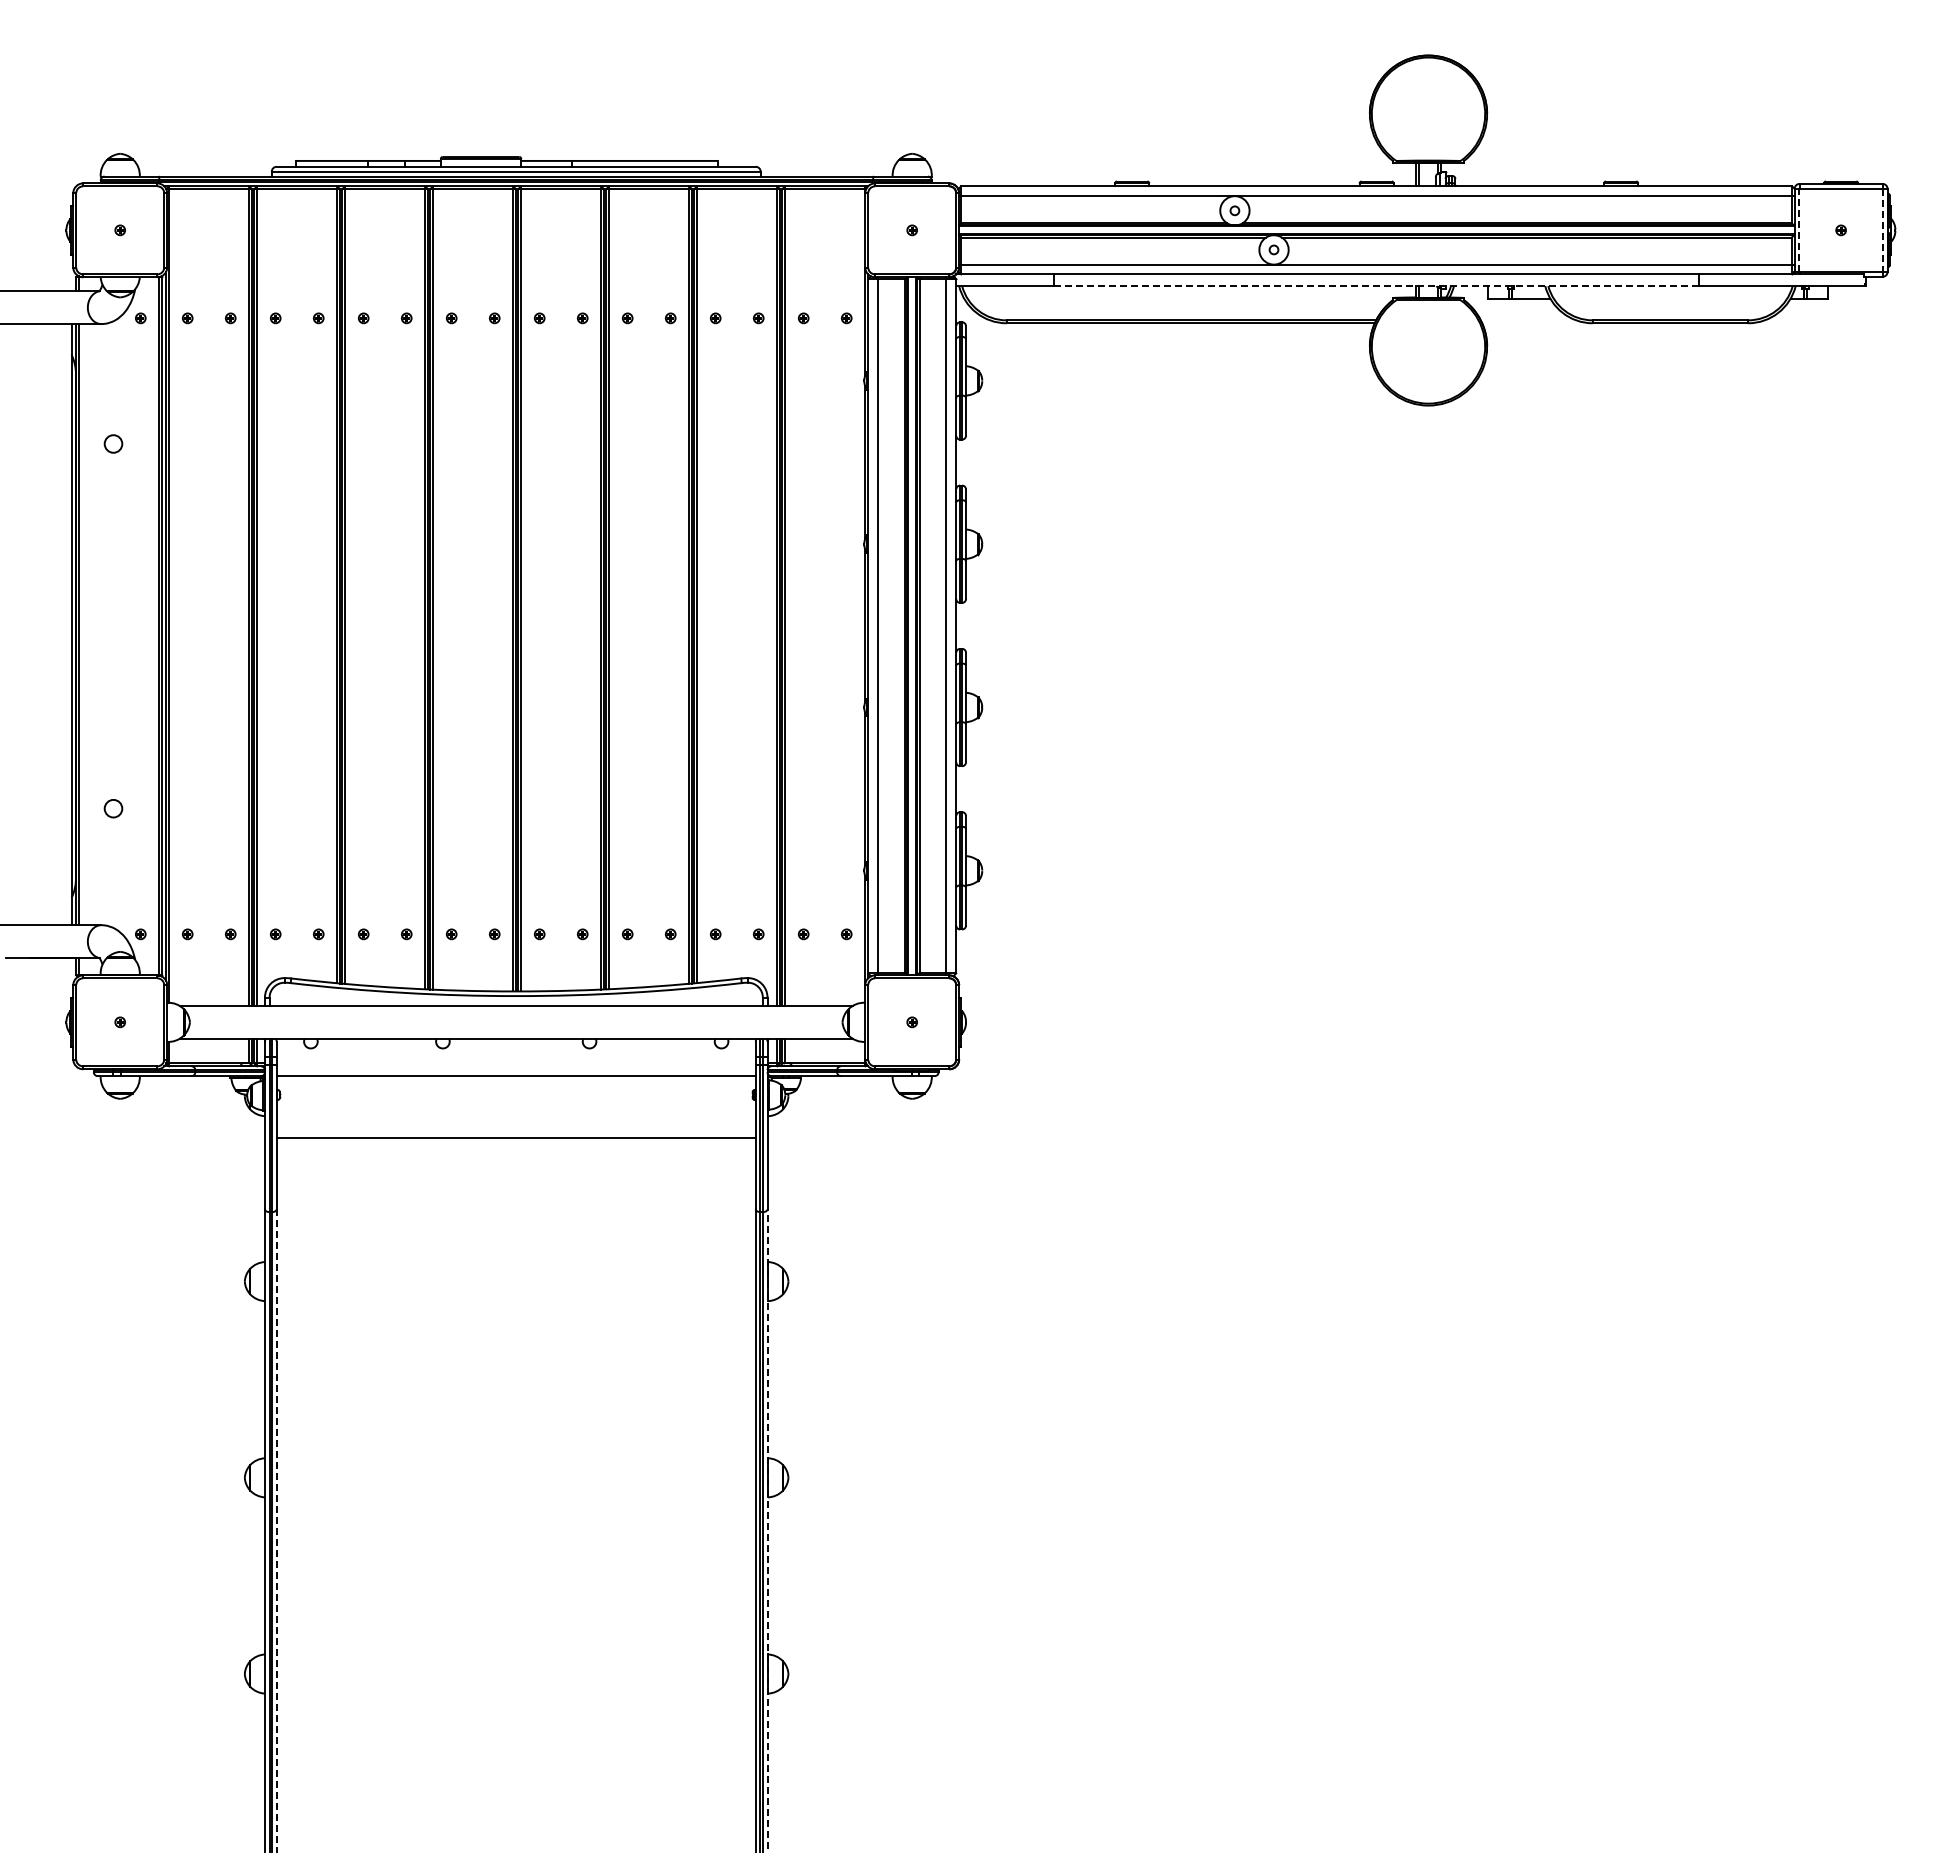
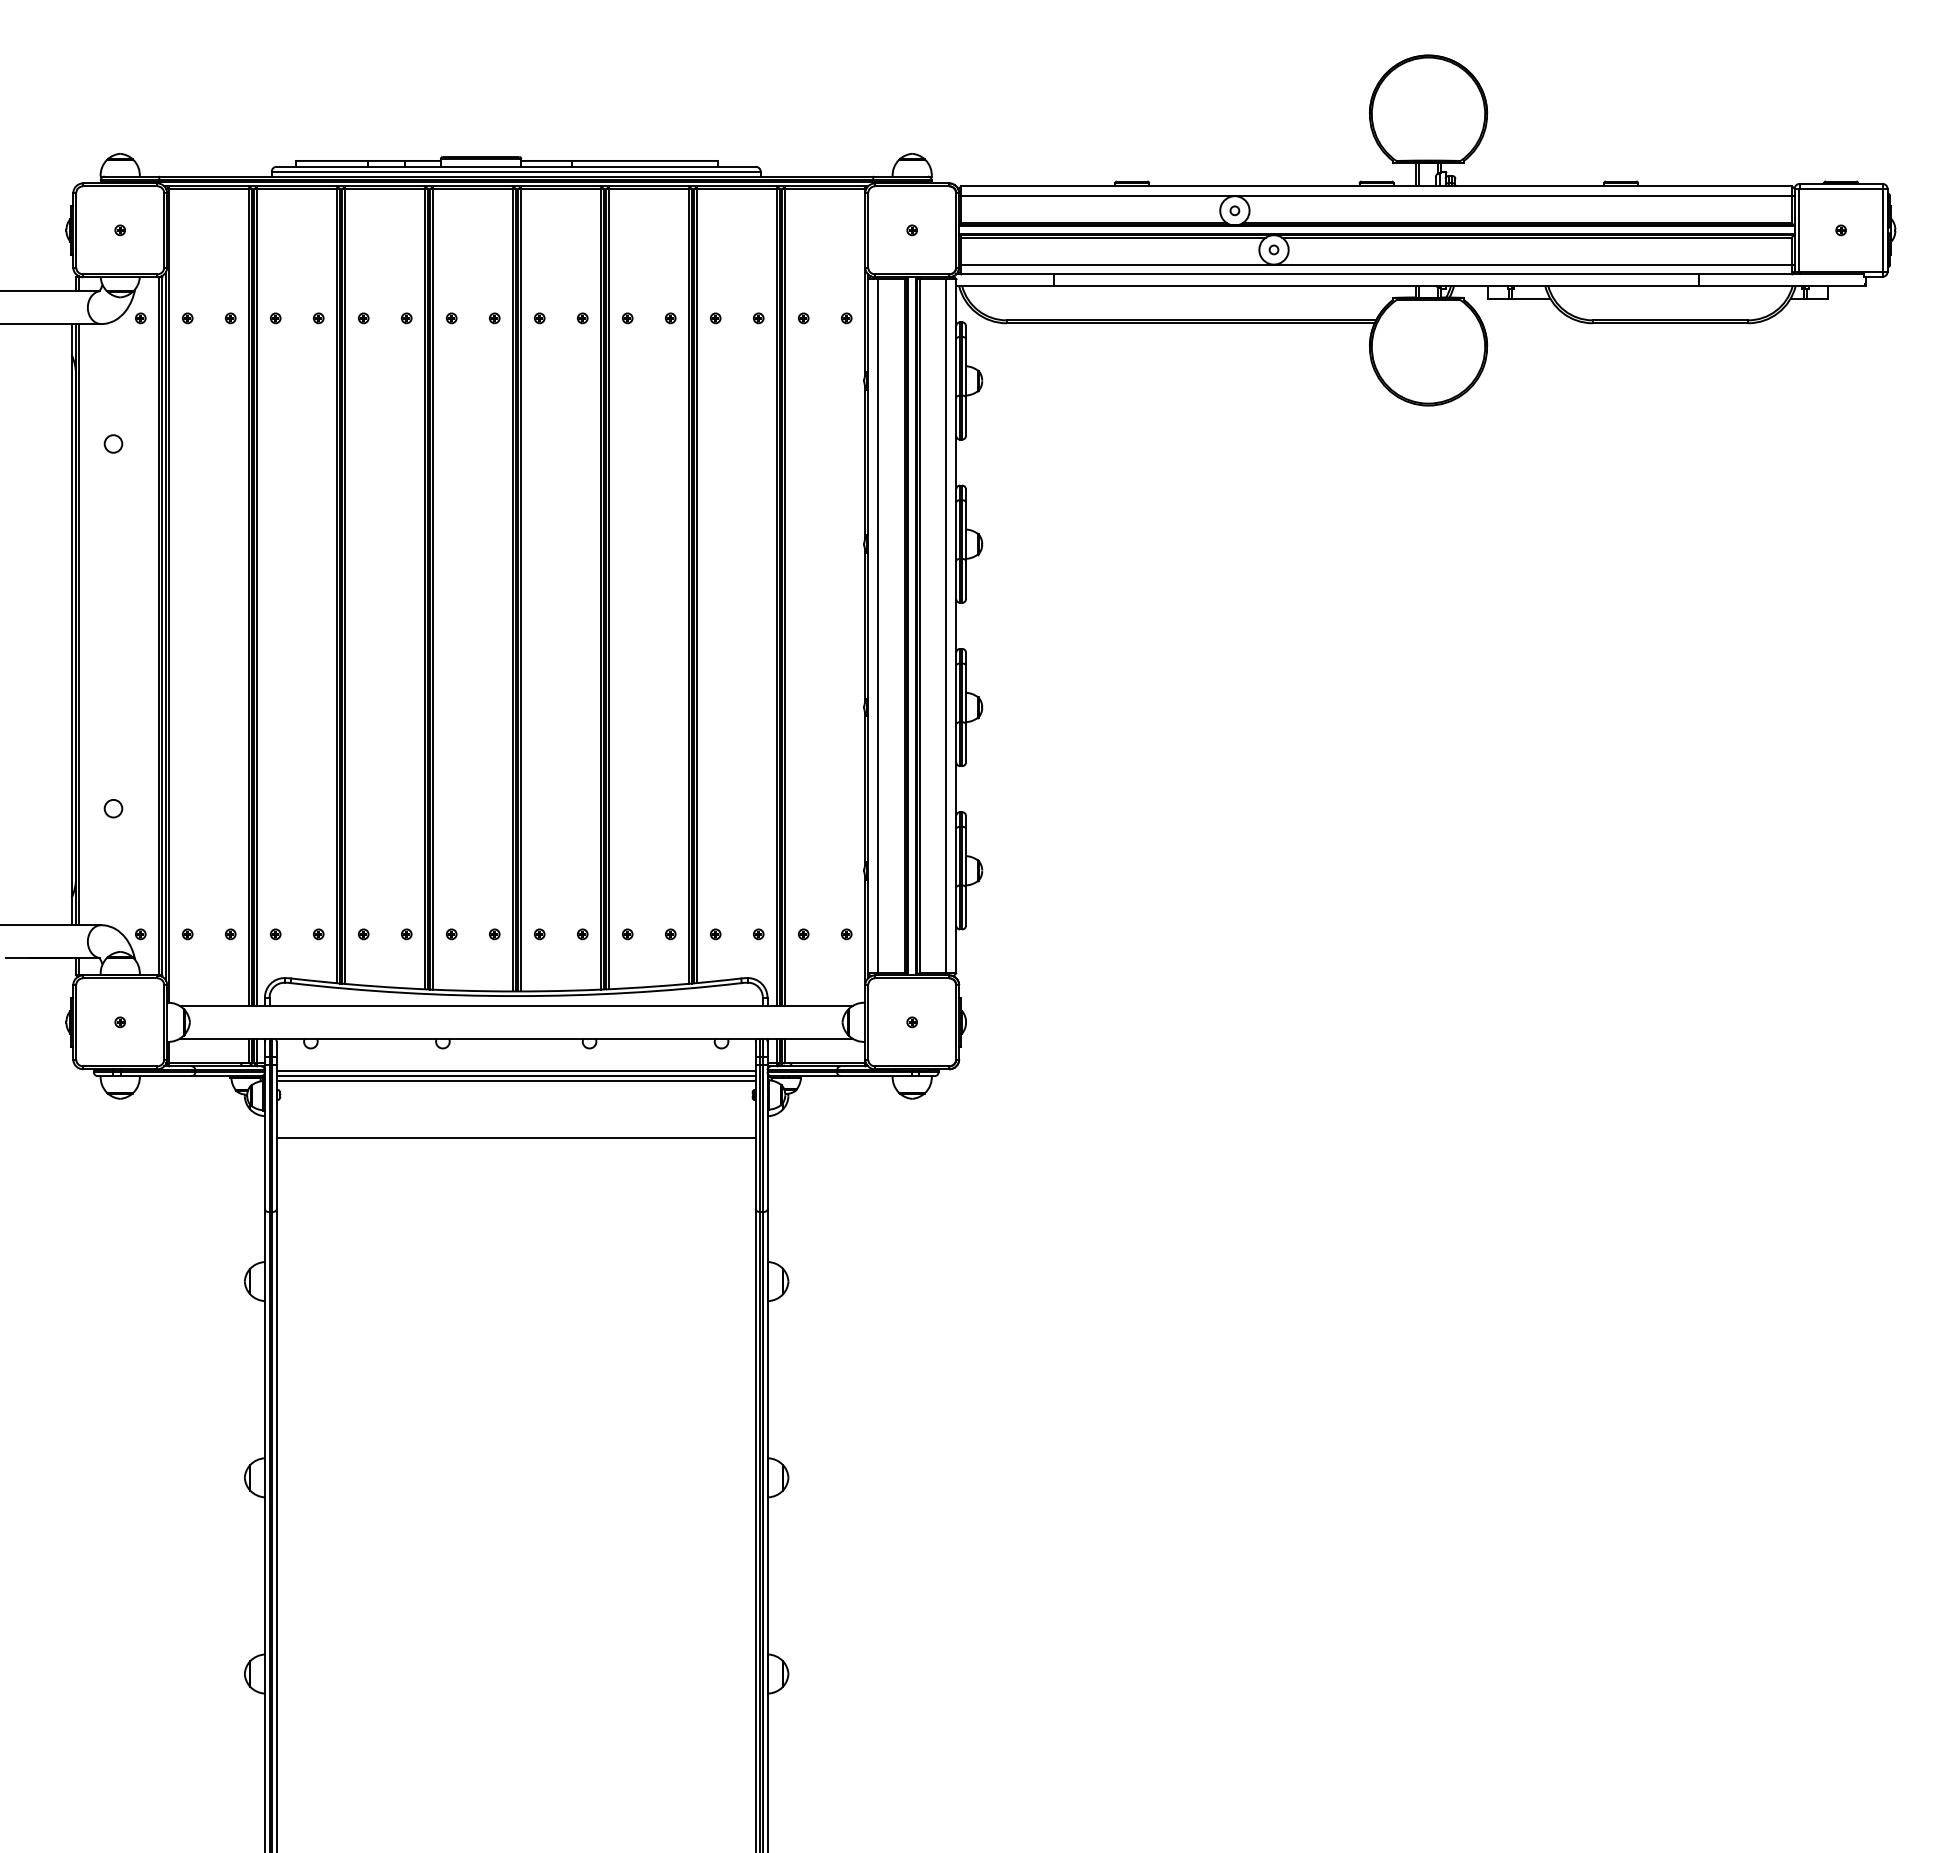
line: dashed -> solid (1799, 230)
line: dashed -> solid (1882, 230)
line: dashed -> solid (1376, 286)
line: none -> present (515, 1071)
line: none -> present (515, 1080)
line: dashed -> solid (767, 1530)
line: dashed -> solid (276, 1531)
